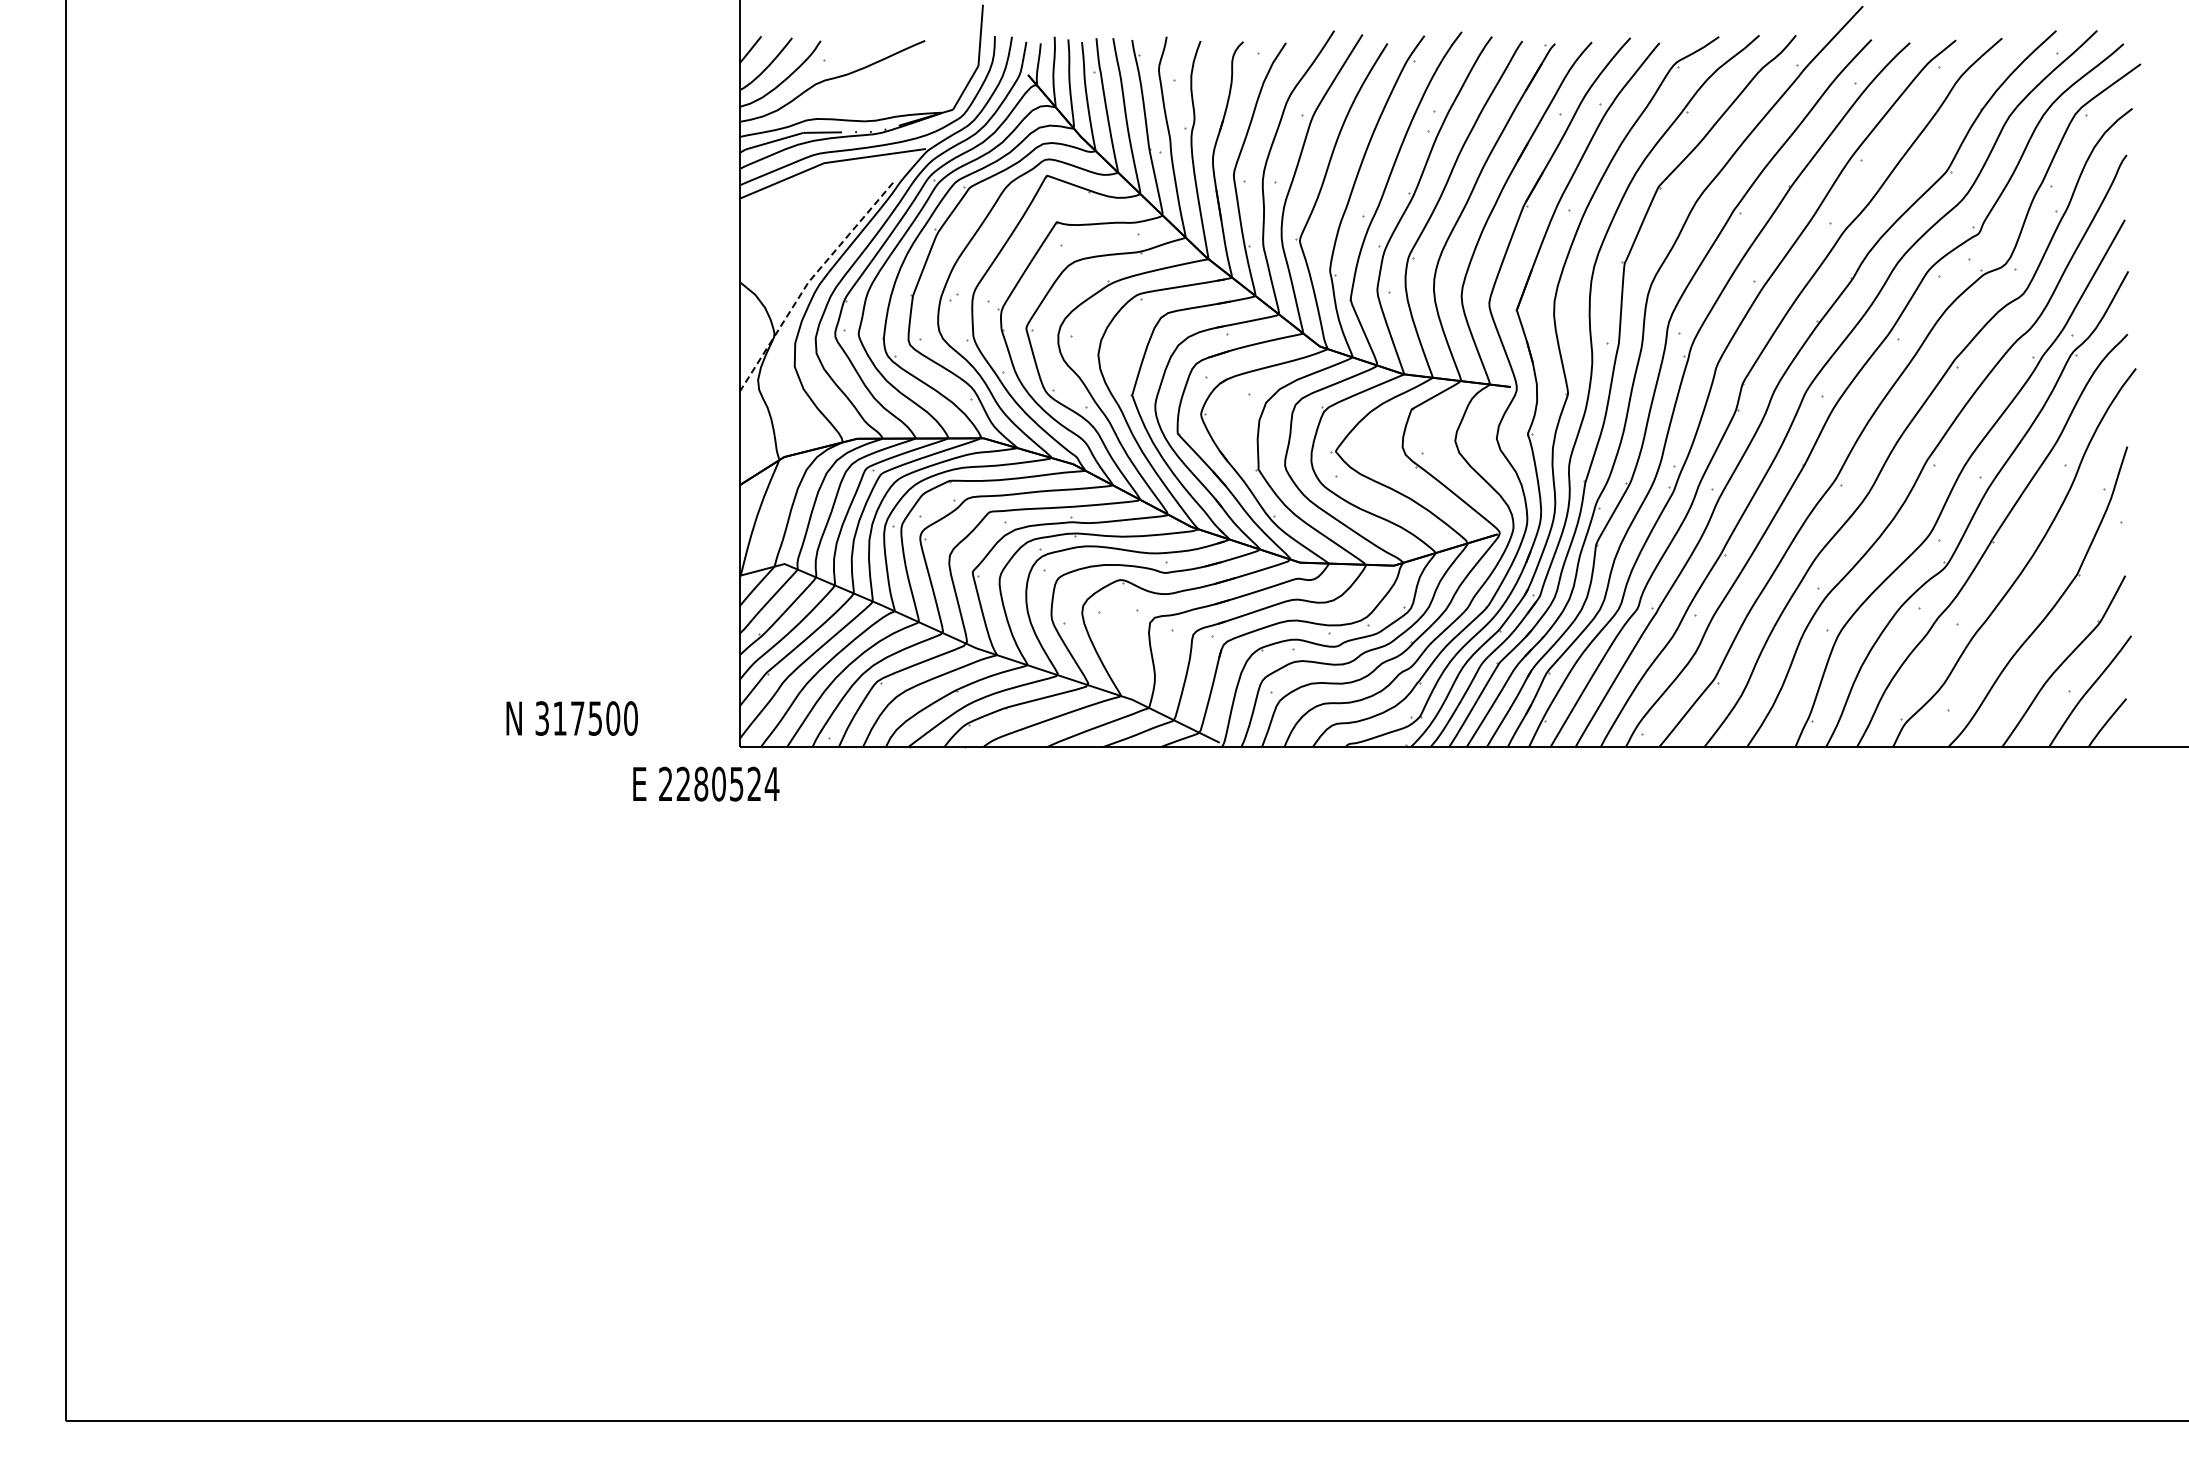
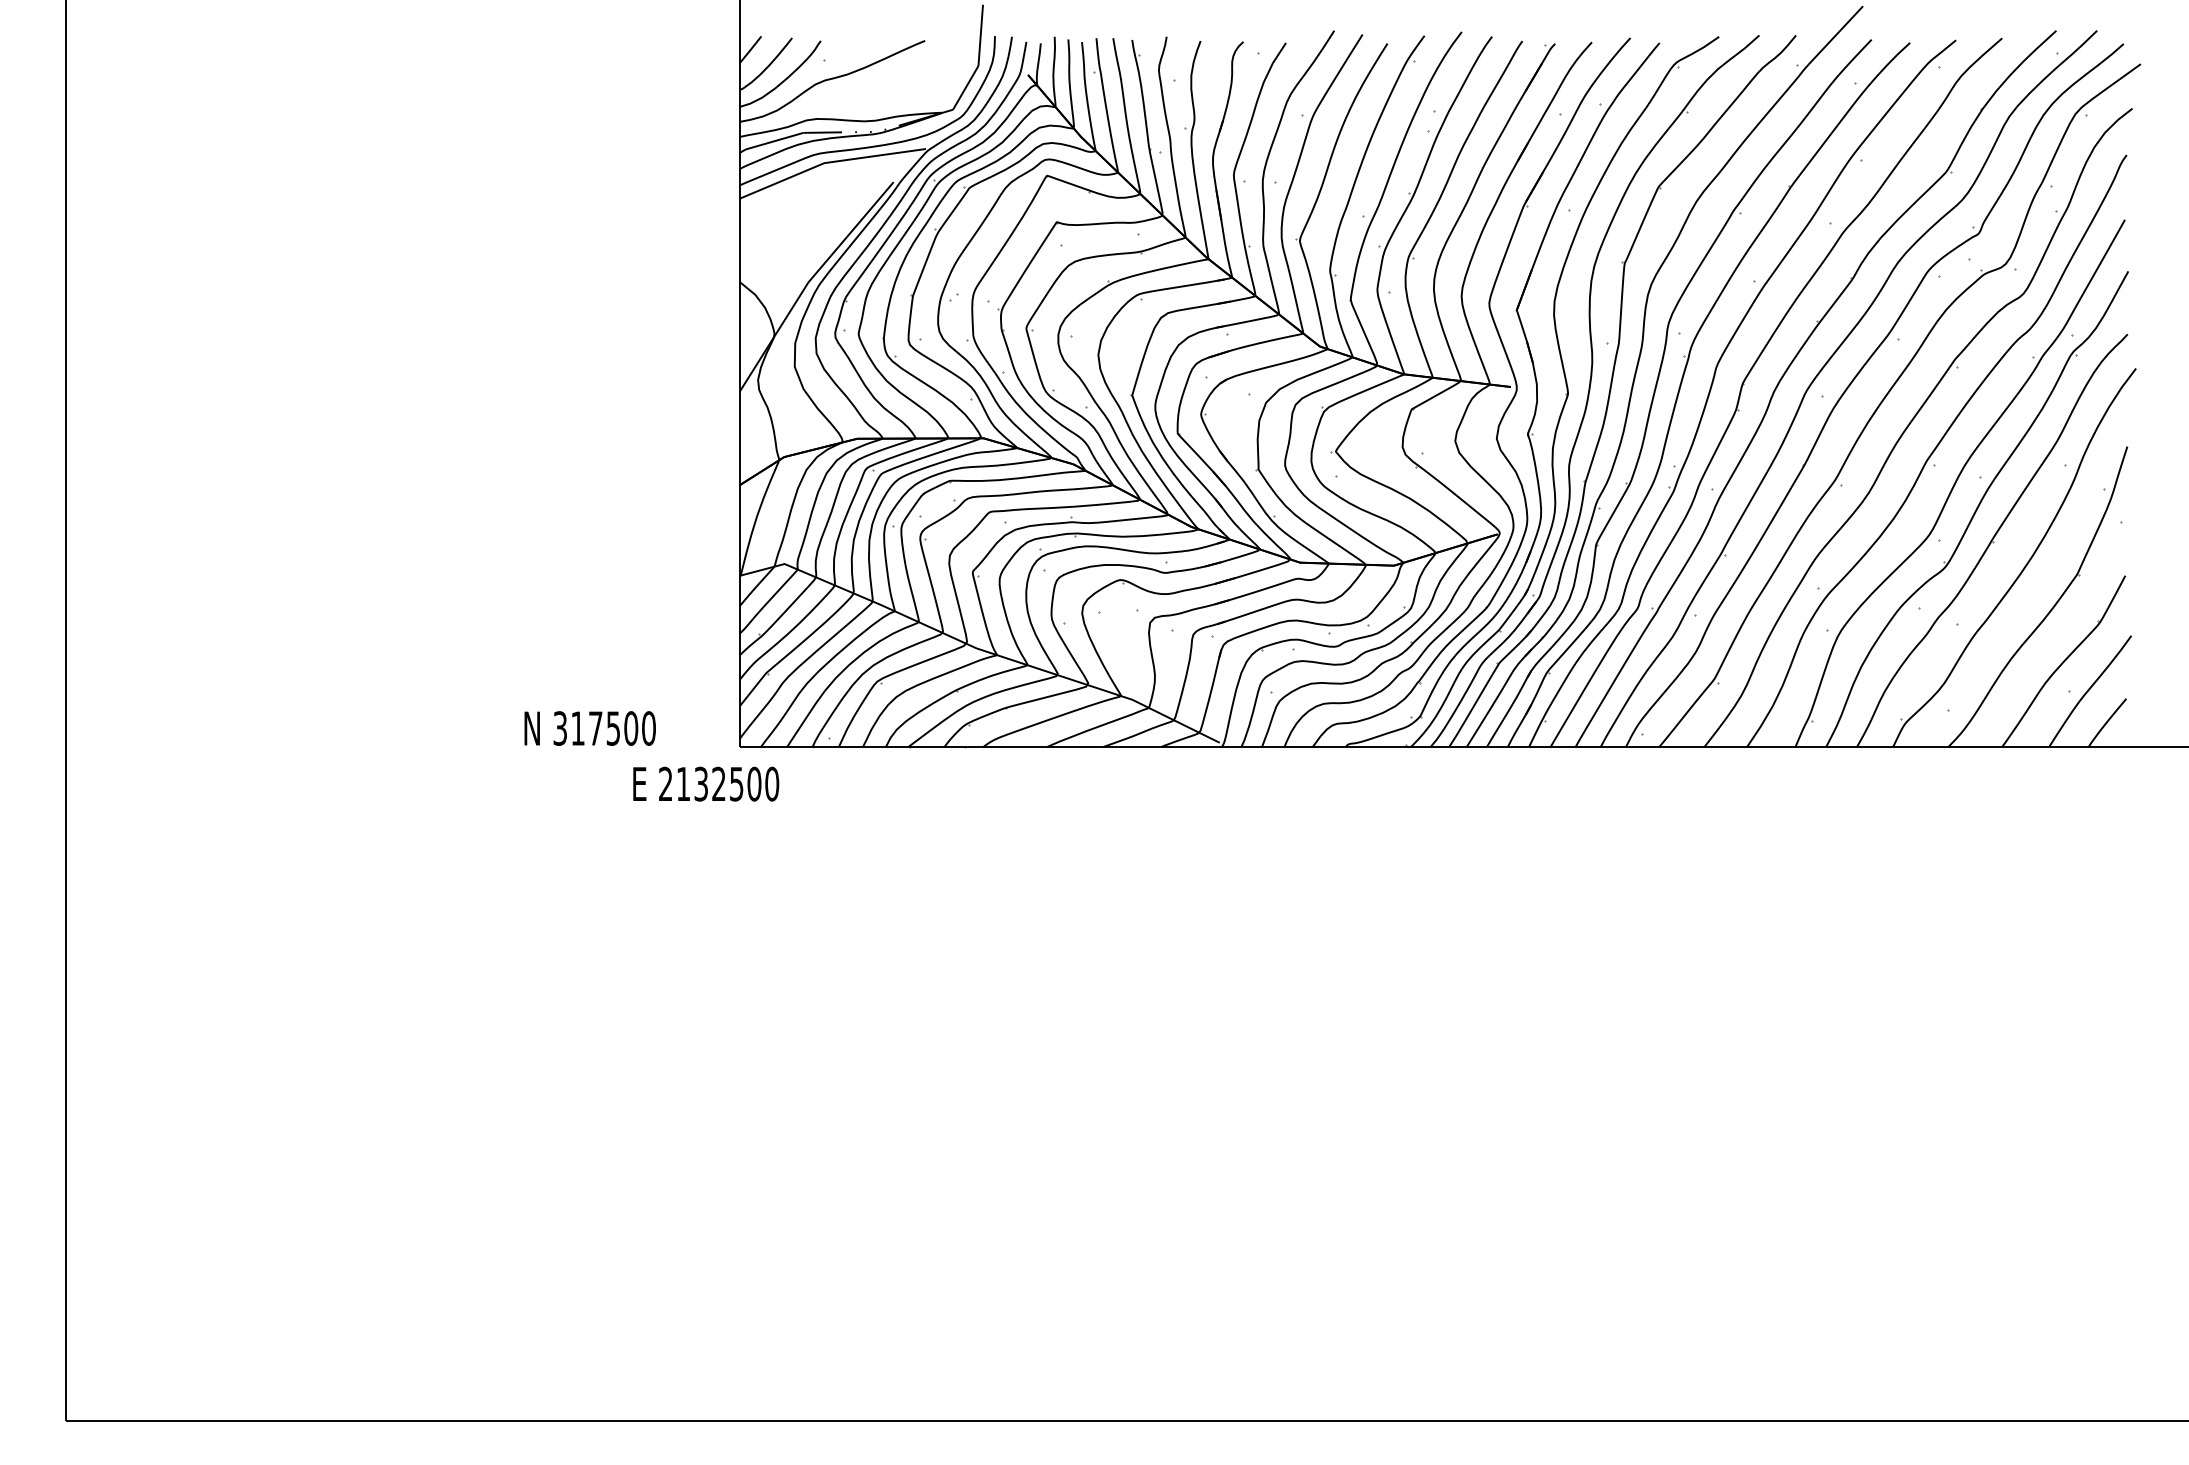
line: dashed -> solid (809, 281)
text position: (571, 718) -> (589, 728) (589, 728)
text: 2280524 -> 2132500 (727, 783)
